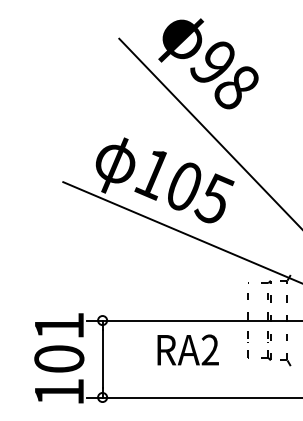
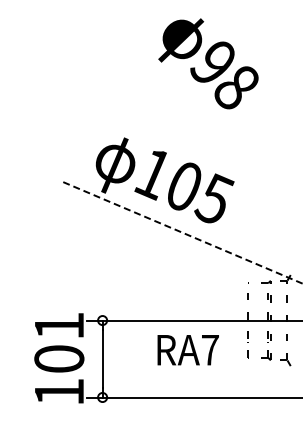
line: present -> none (209, 132)
line: solid -> dashed (182, 232)
text: RA2 -> RA7 (209, 349)
